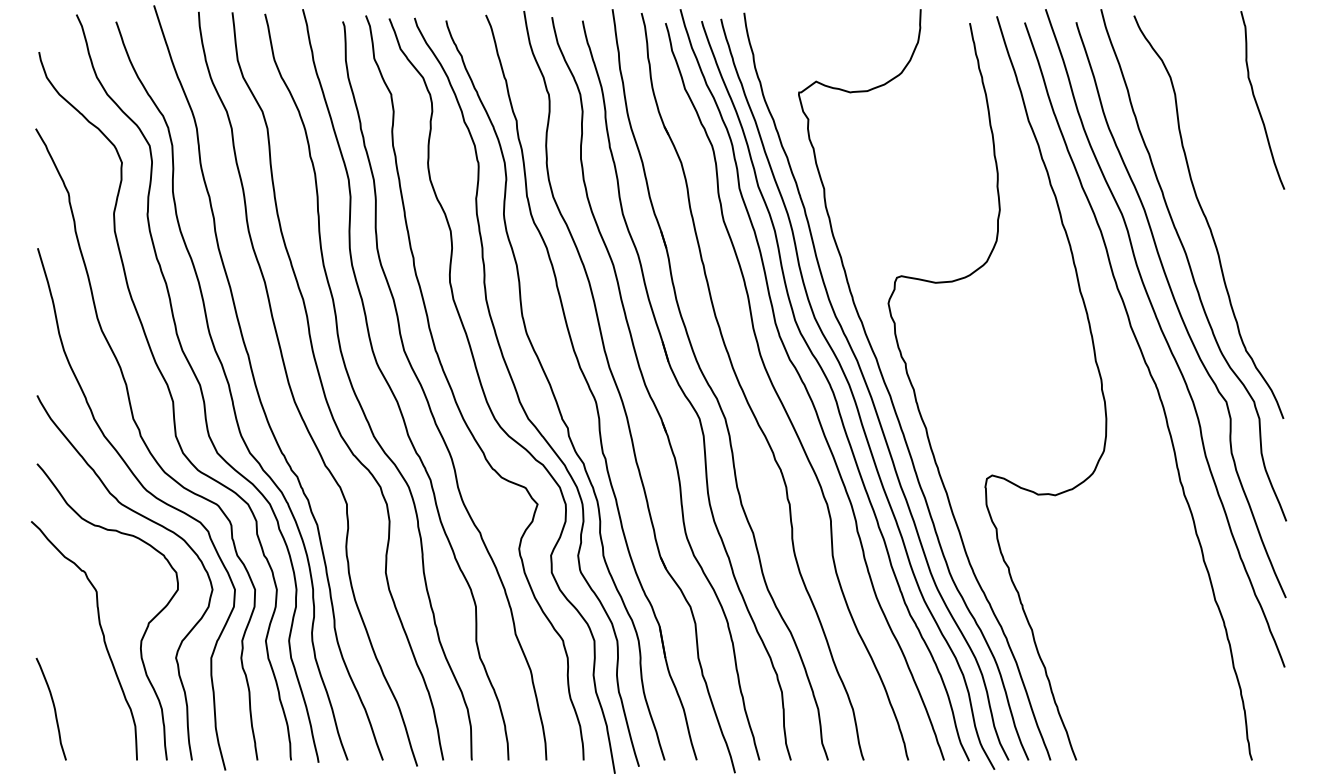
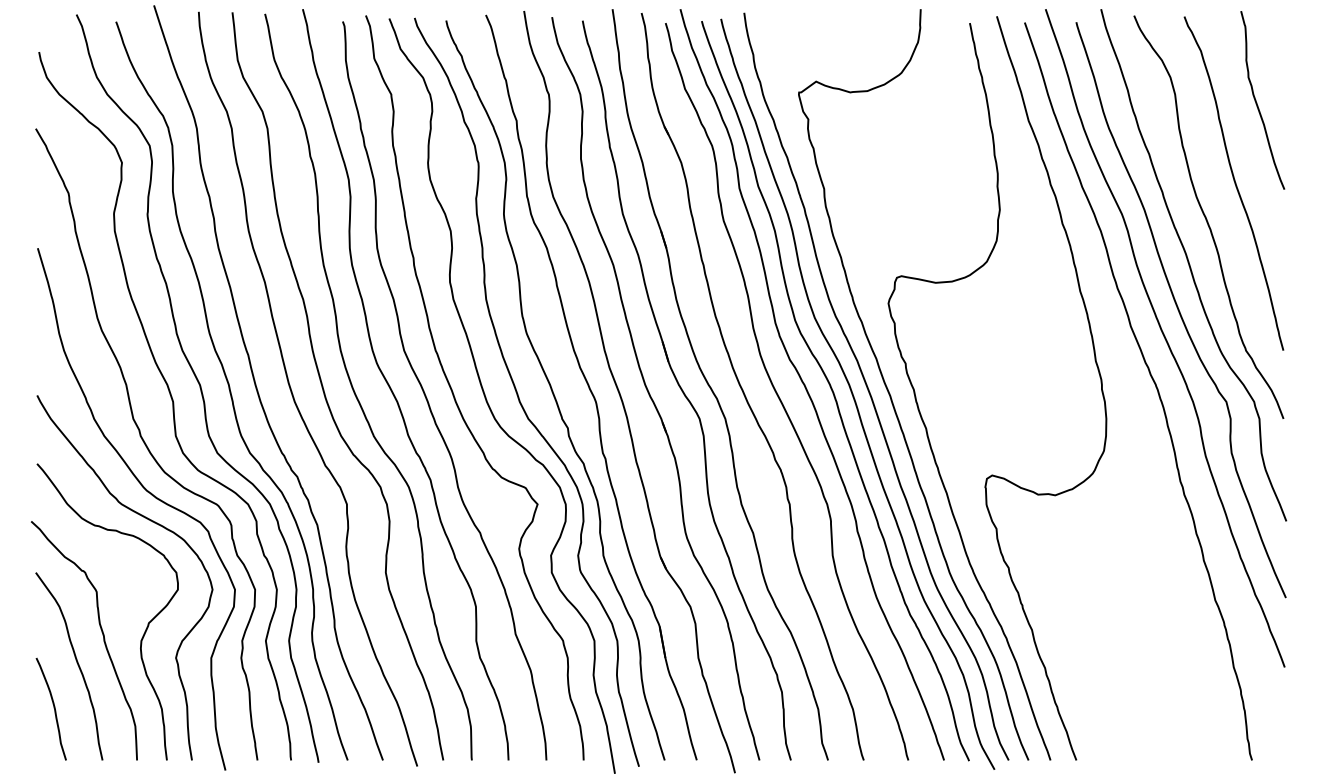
curve: none -> present (1234, 183)
curve: none -> present (76, 663)
